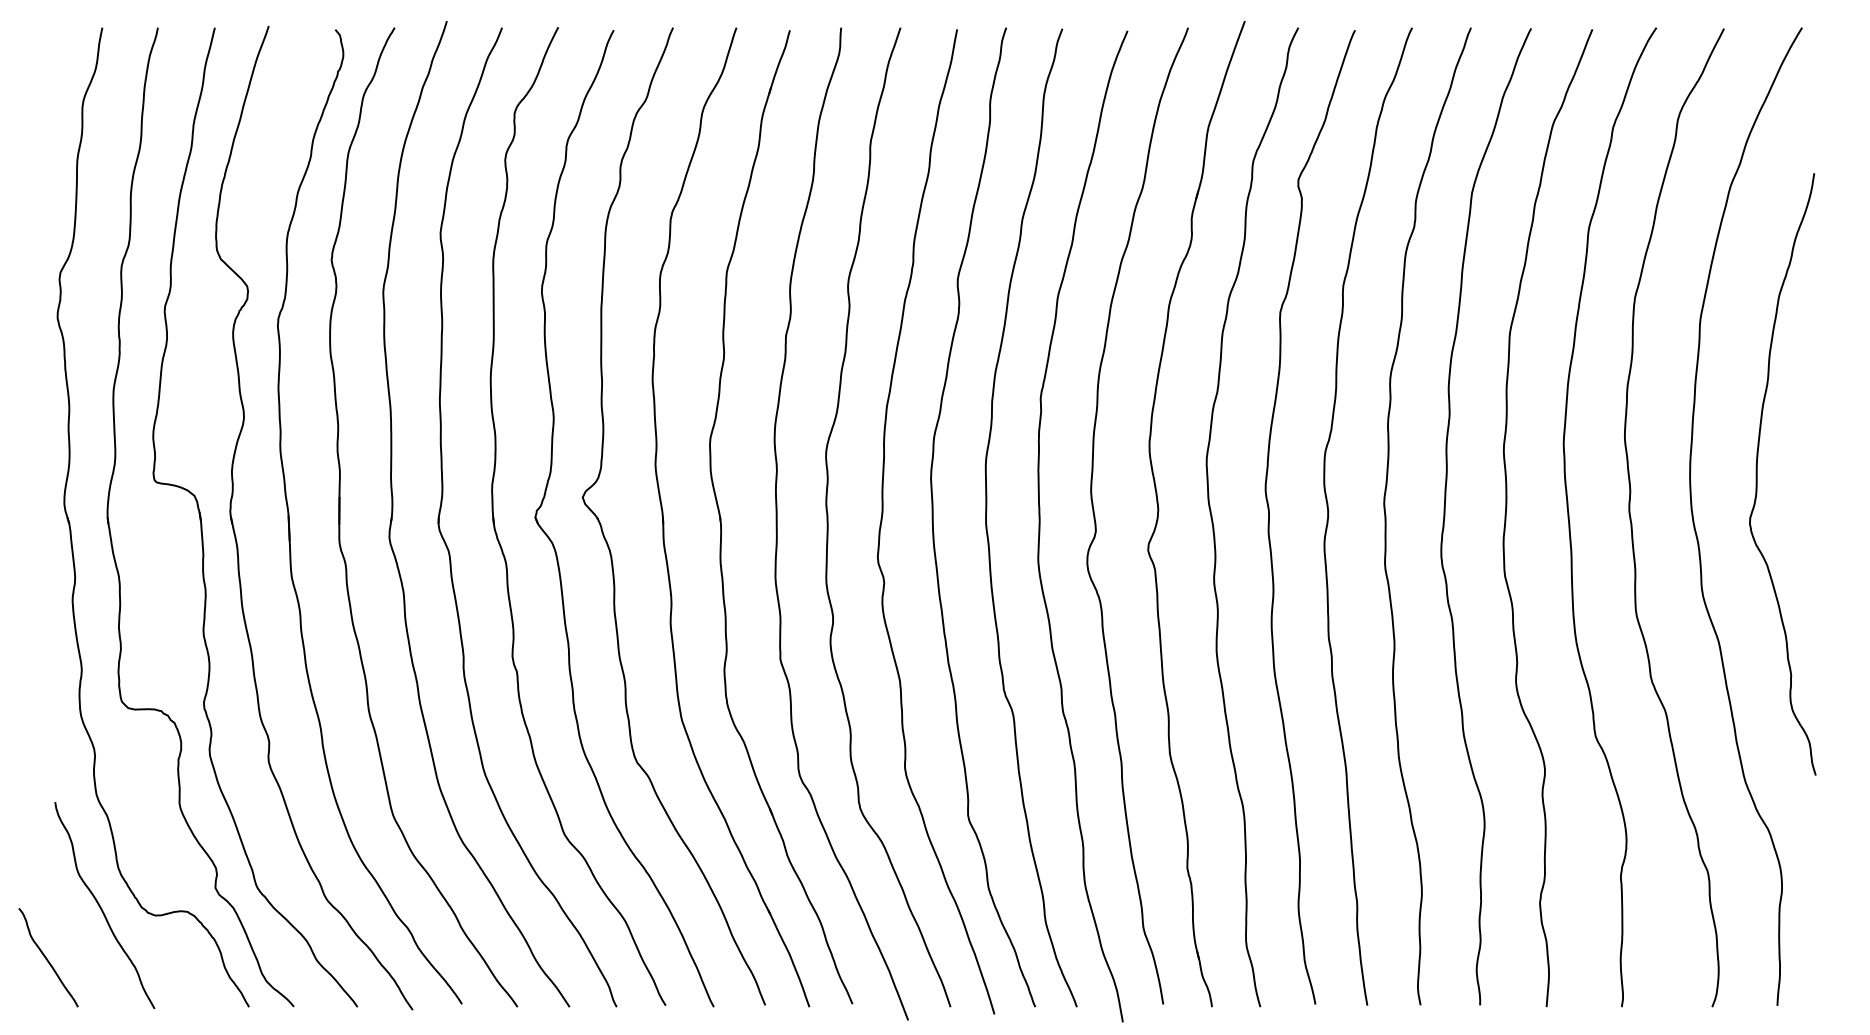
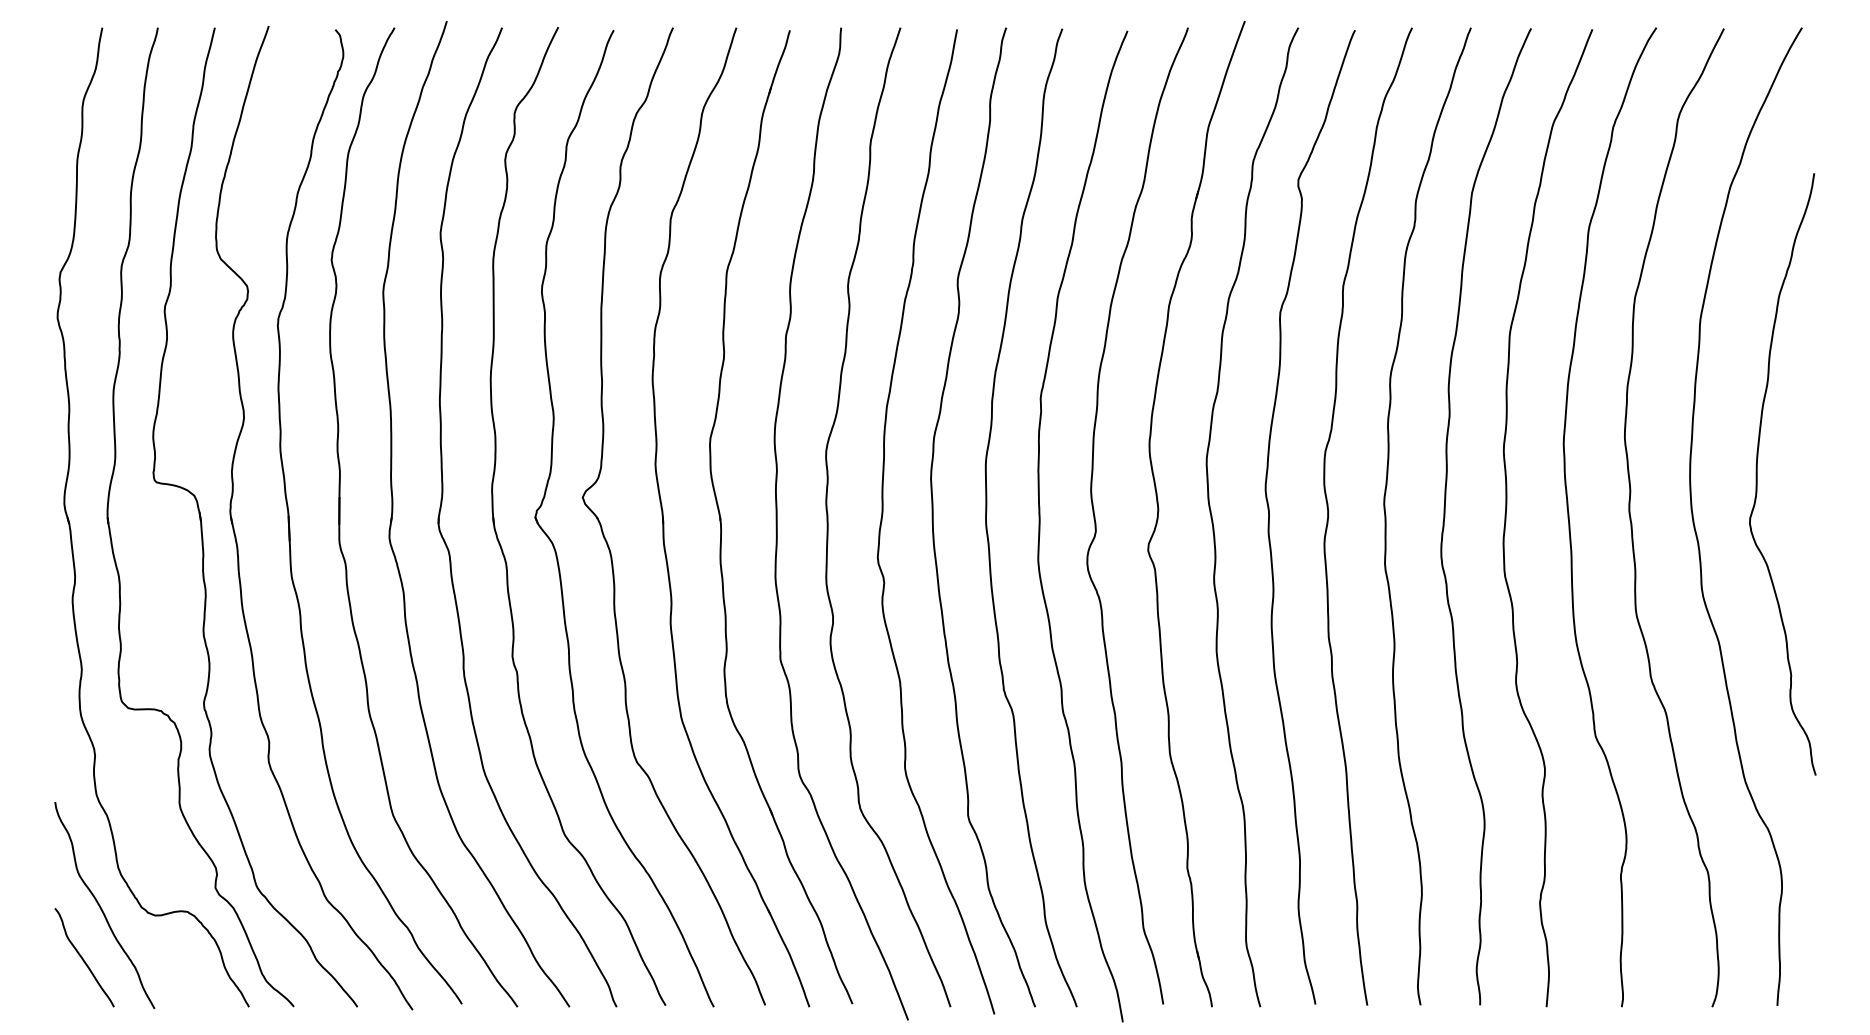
curve position: (47, 958) -> (83, 958) (83, 958)
